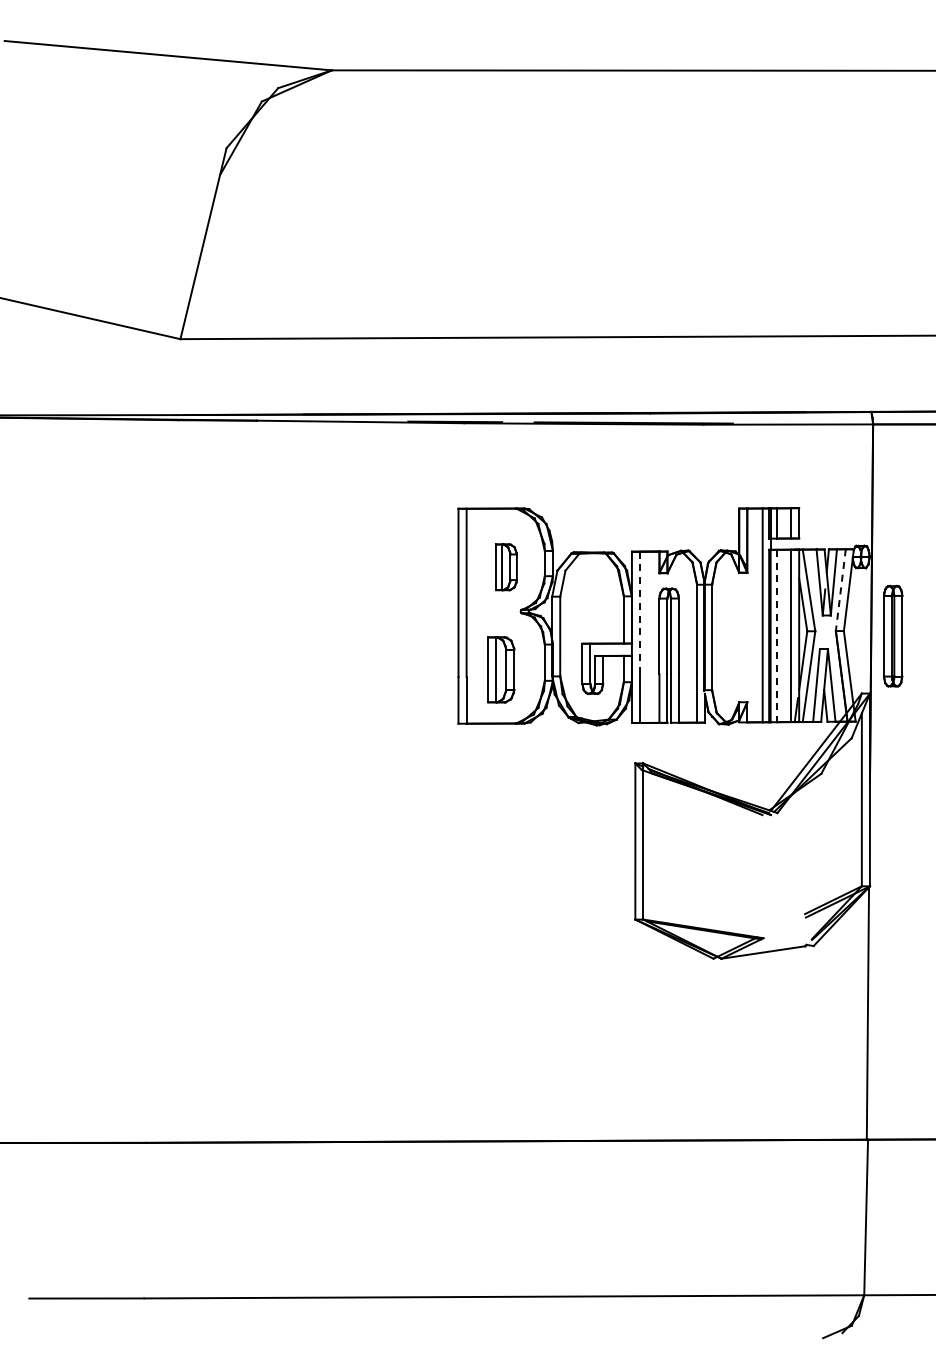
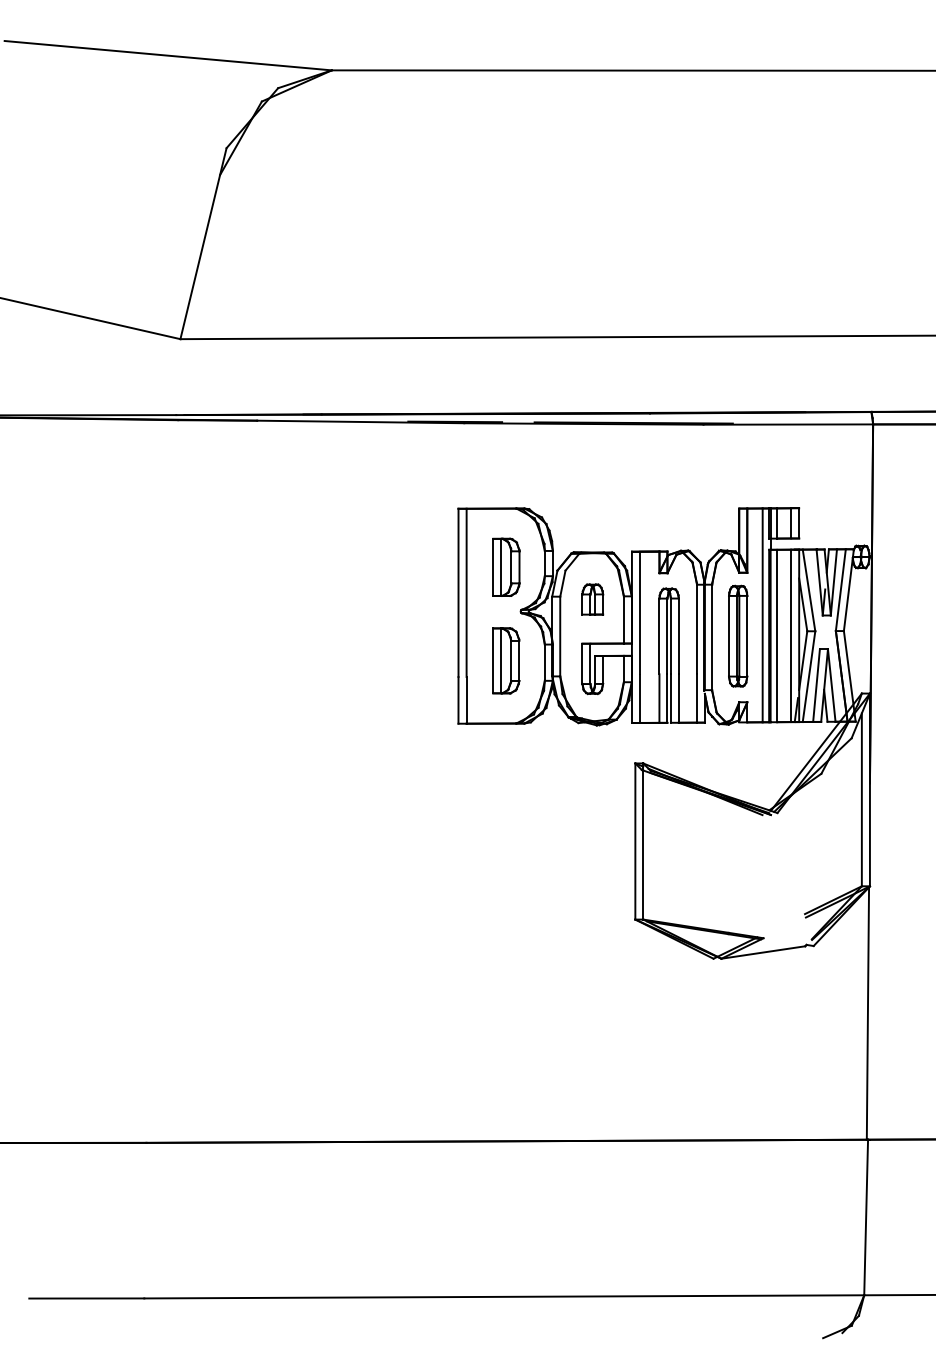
part size: 23x49 px -> 29x60 px (506, 566)
line: dashed -> solid (840, 590)
part: none -> present (592, 599)
line: dashed -> solid (639, 612)
part position: (893, 635) -> (738, 635) (738, 635)
line: dashed -> solid (777, 636)
part position: (501, 669) -> (506, 660) (506, 660)
